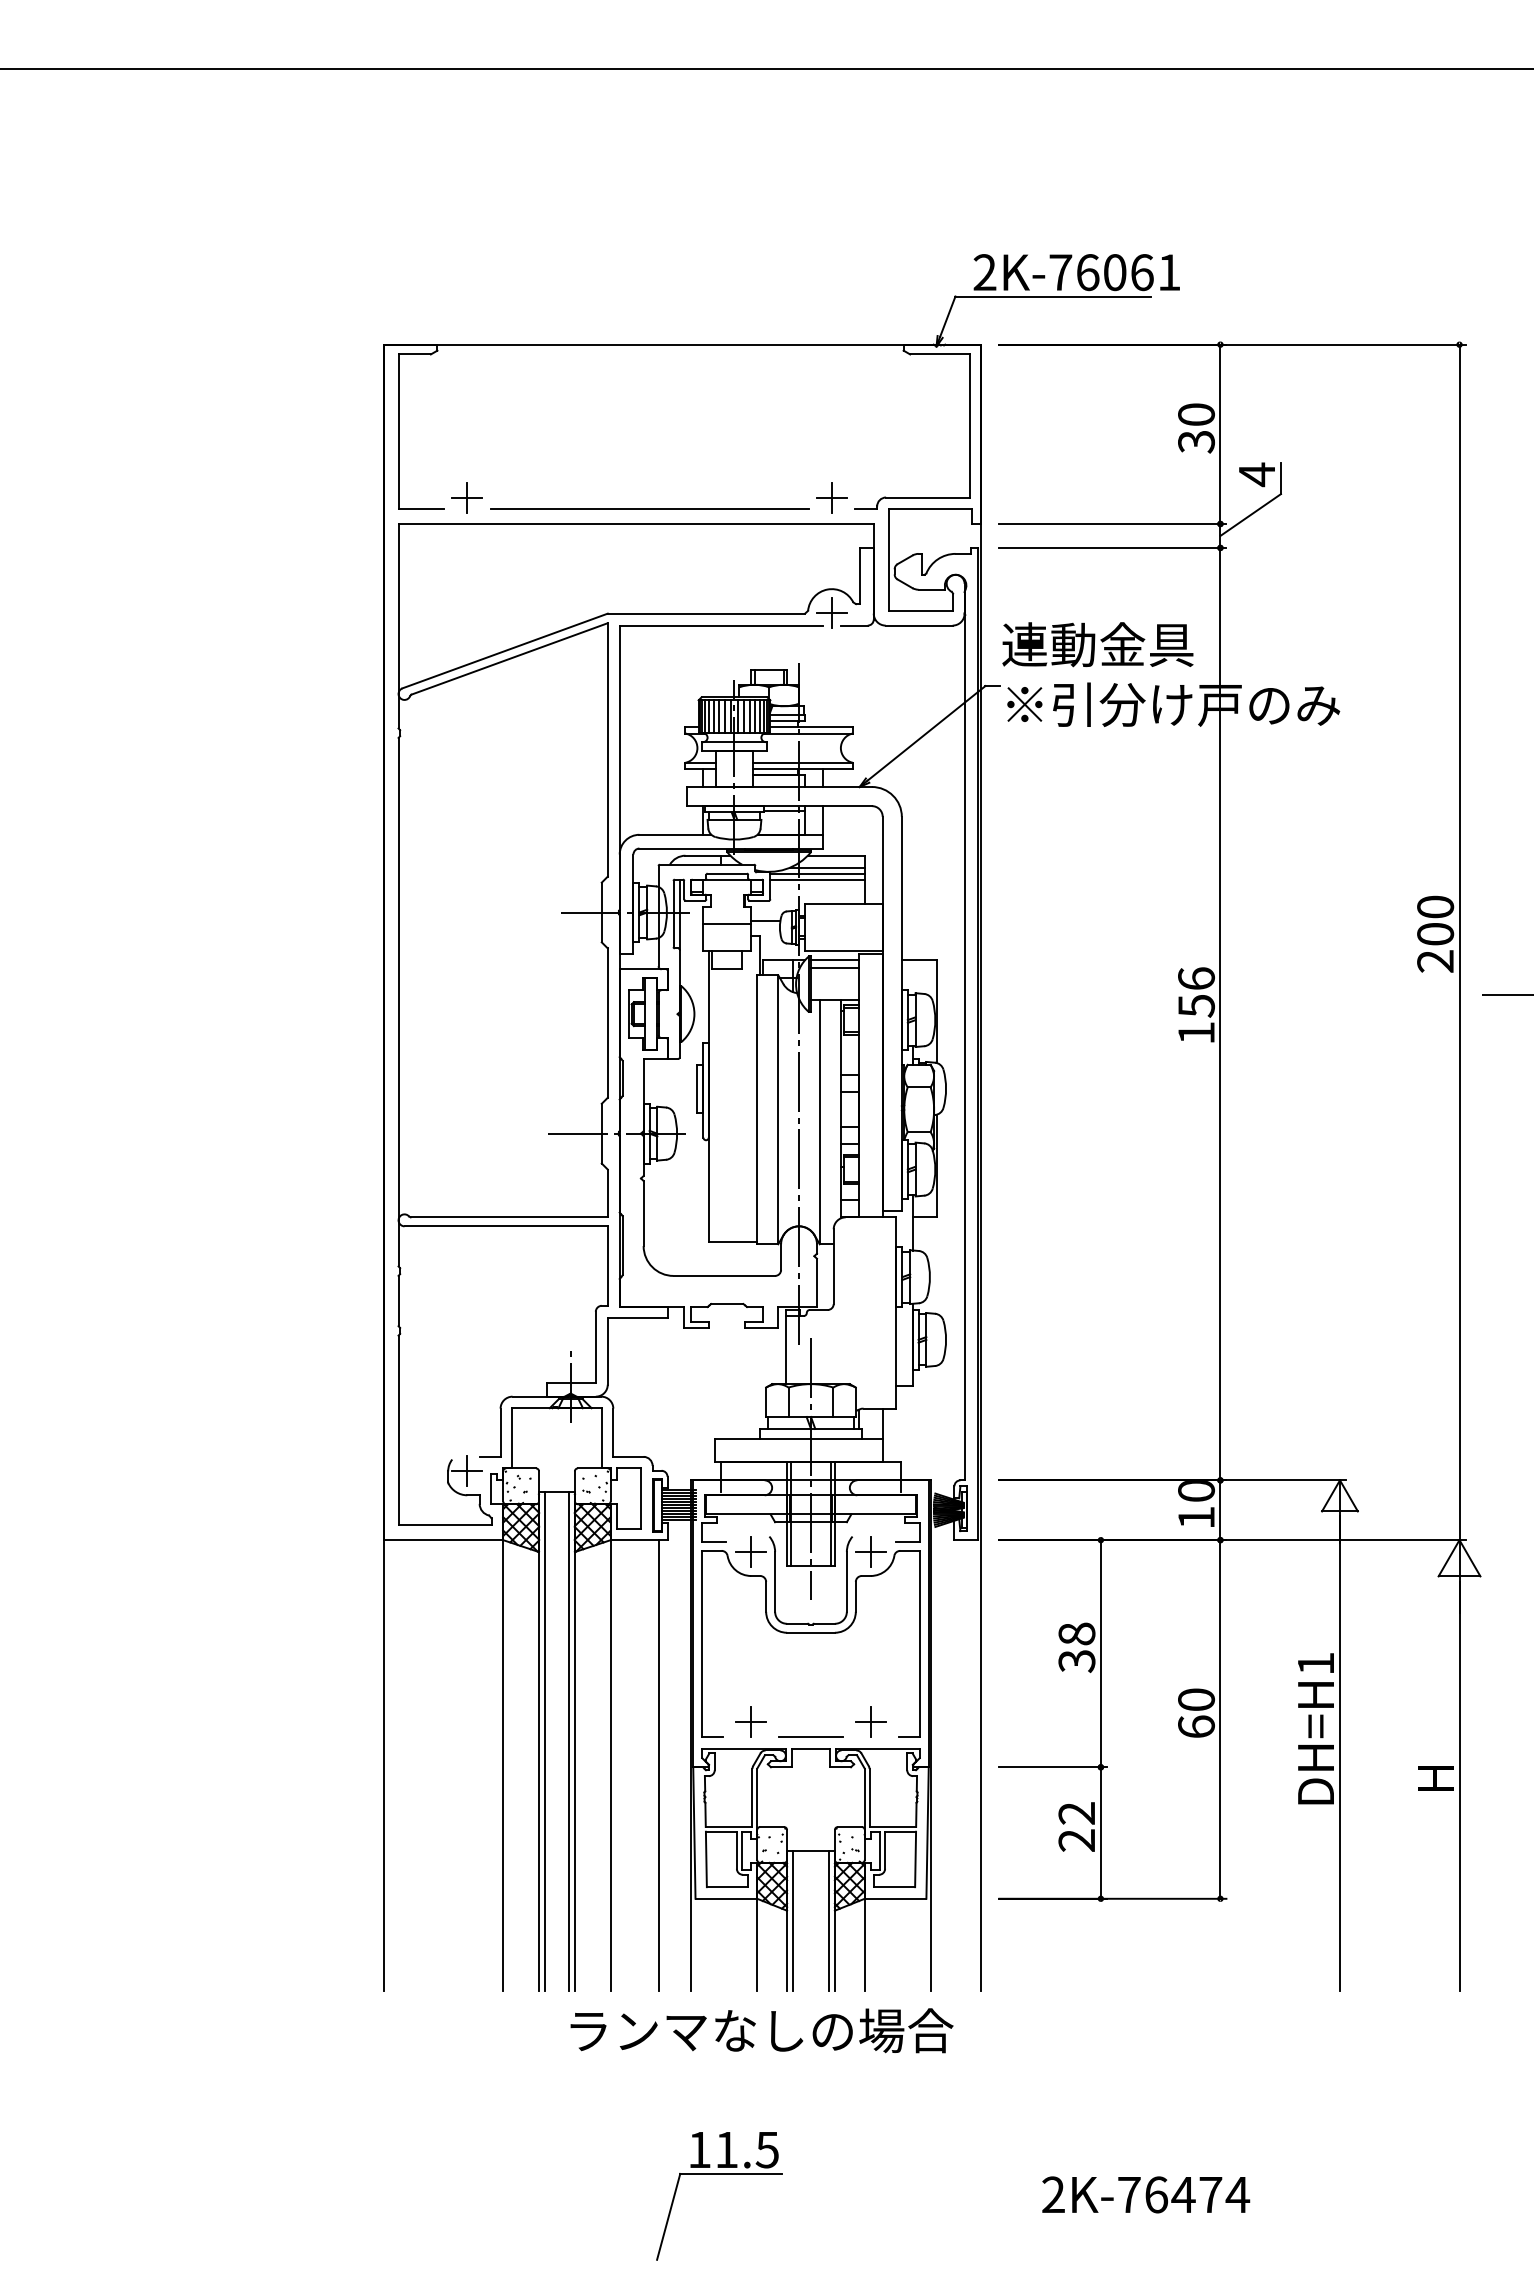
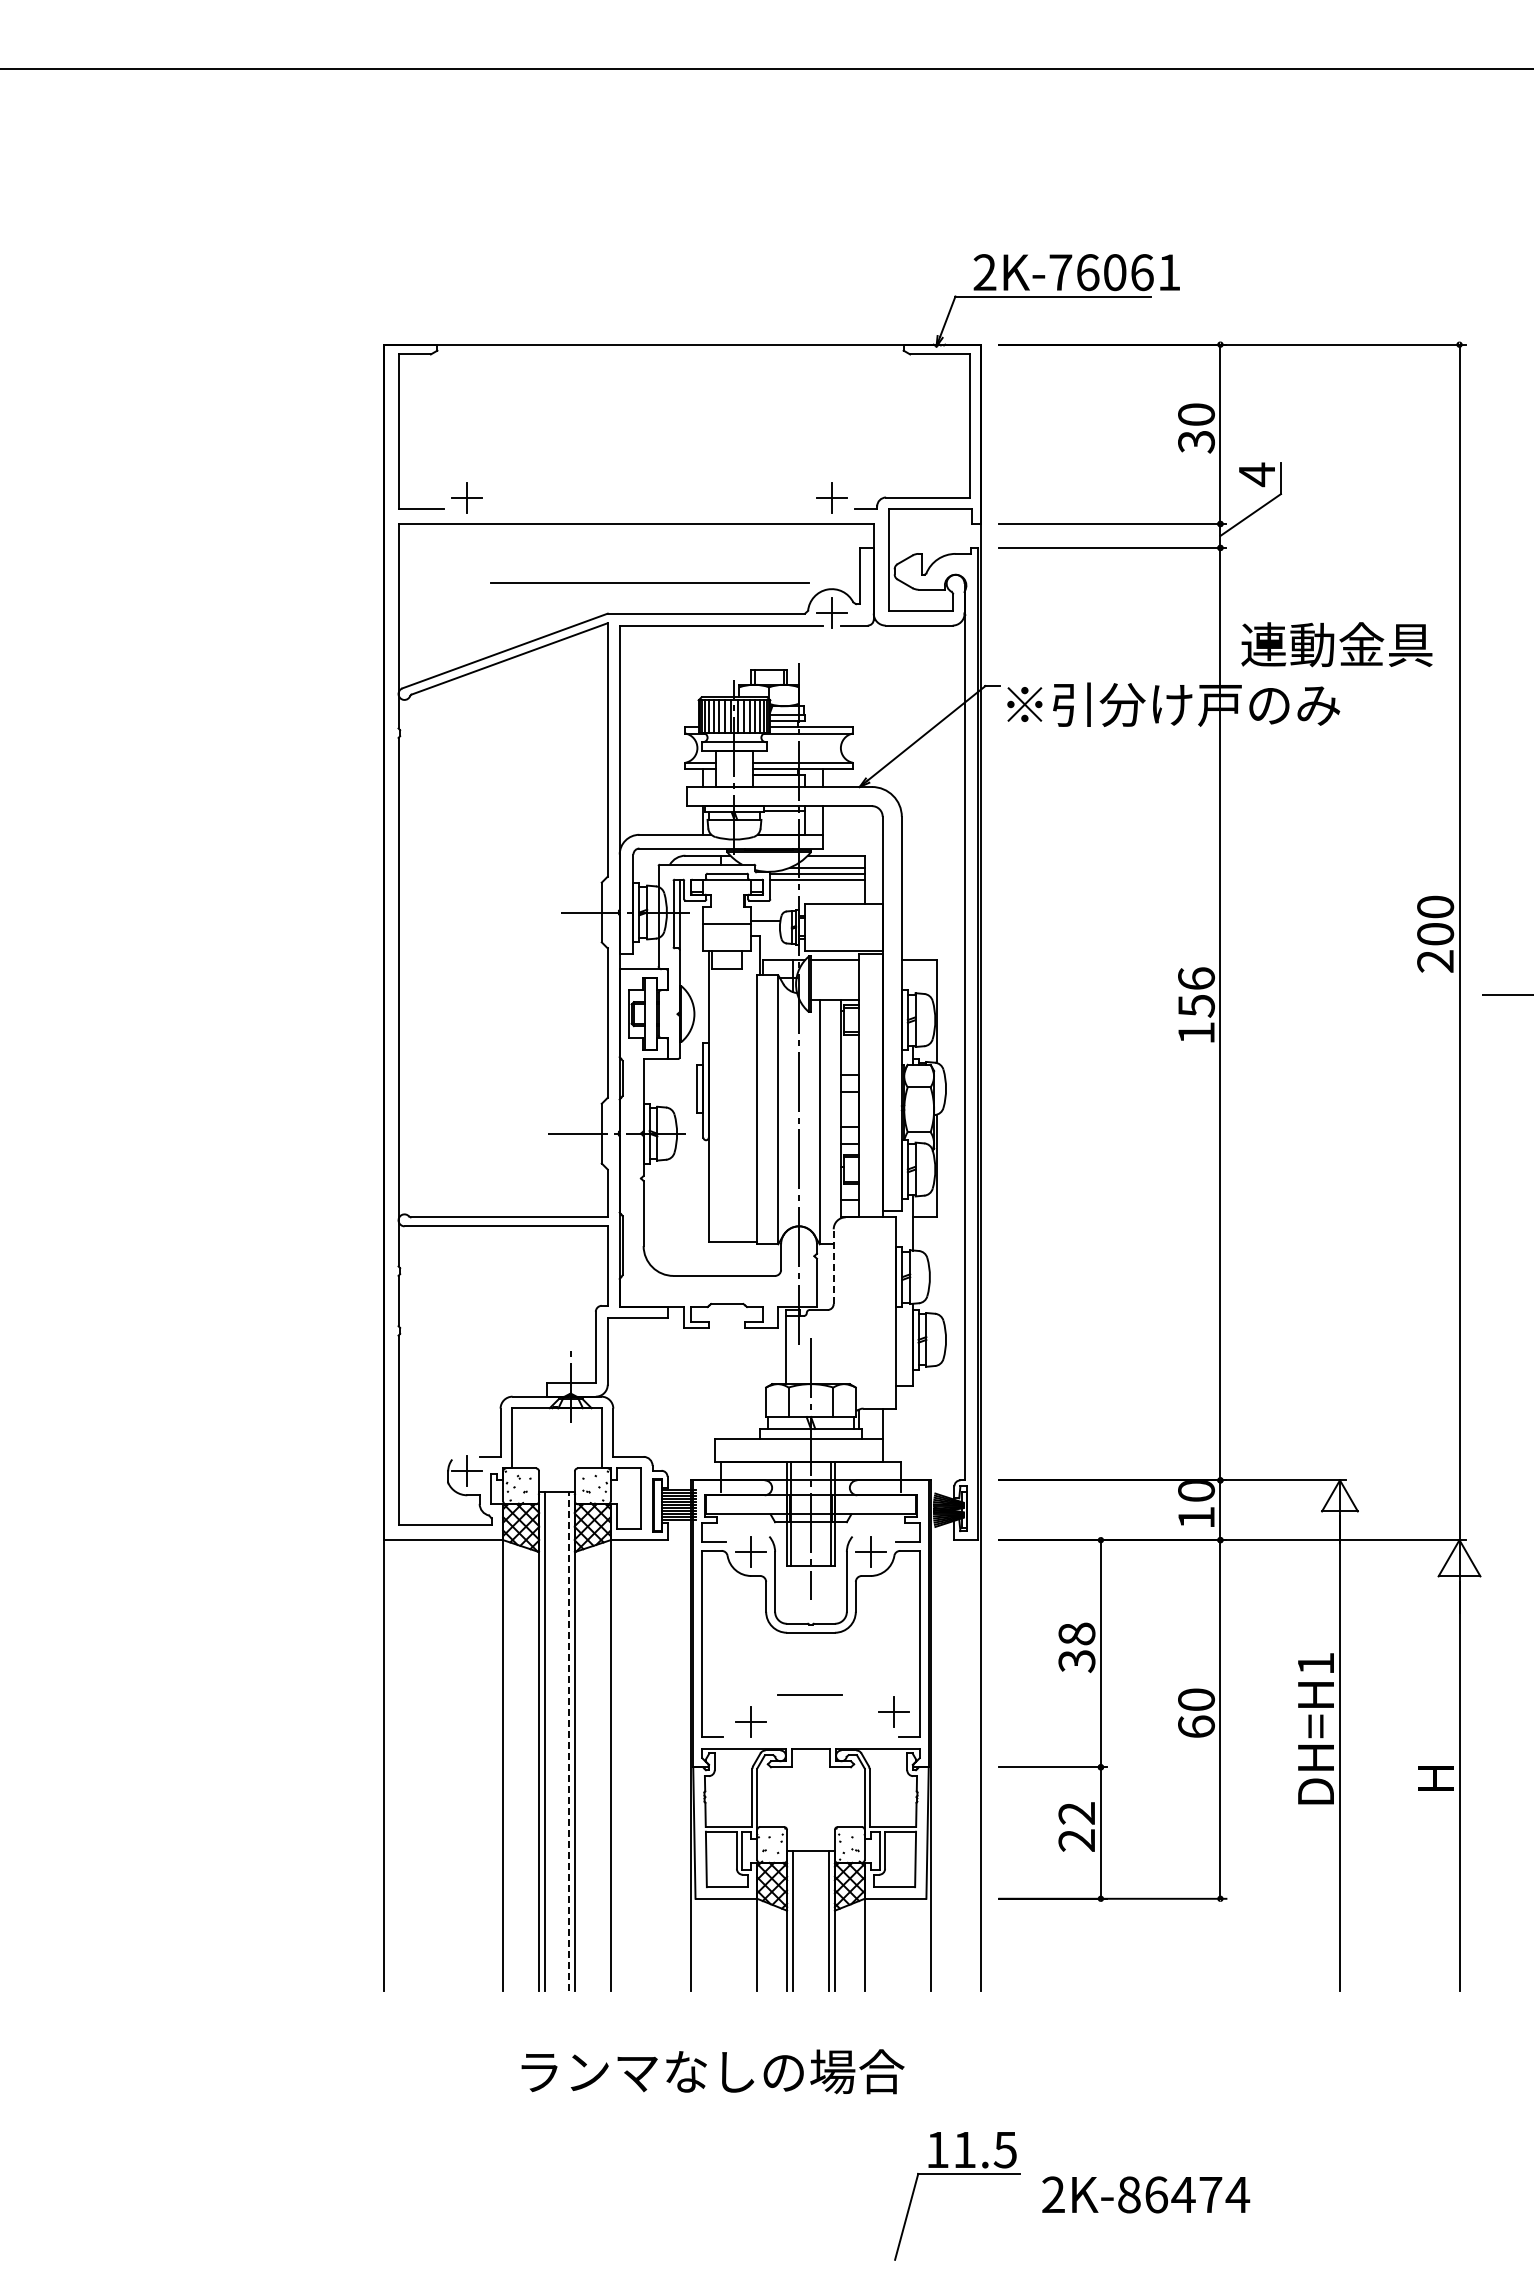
line position: (649, 508) -> (649, 582) (649, 582)
text position: (1097, 644) -> (1336, 644) (1336, 644)
line: present -> none (834, 968)
line: solid -> dashed (833, 1266)
part position: (870, 1721) -> (893, 1711) (893, 1711)
line position: (810, 1736) -> (809, 1694) (809, 1694)
line: solid -> dashed (568, 1741)
line: present -> none (658, 1765)
text position: (761, 2030) -> (712, 2071) (712, 2071)
part position: (719, 2174) -> (957, 2174) (957, 2174)
text: 2K-76474 -> 2K-86474 (1129, 2194)
